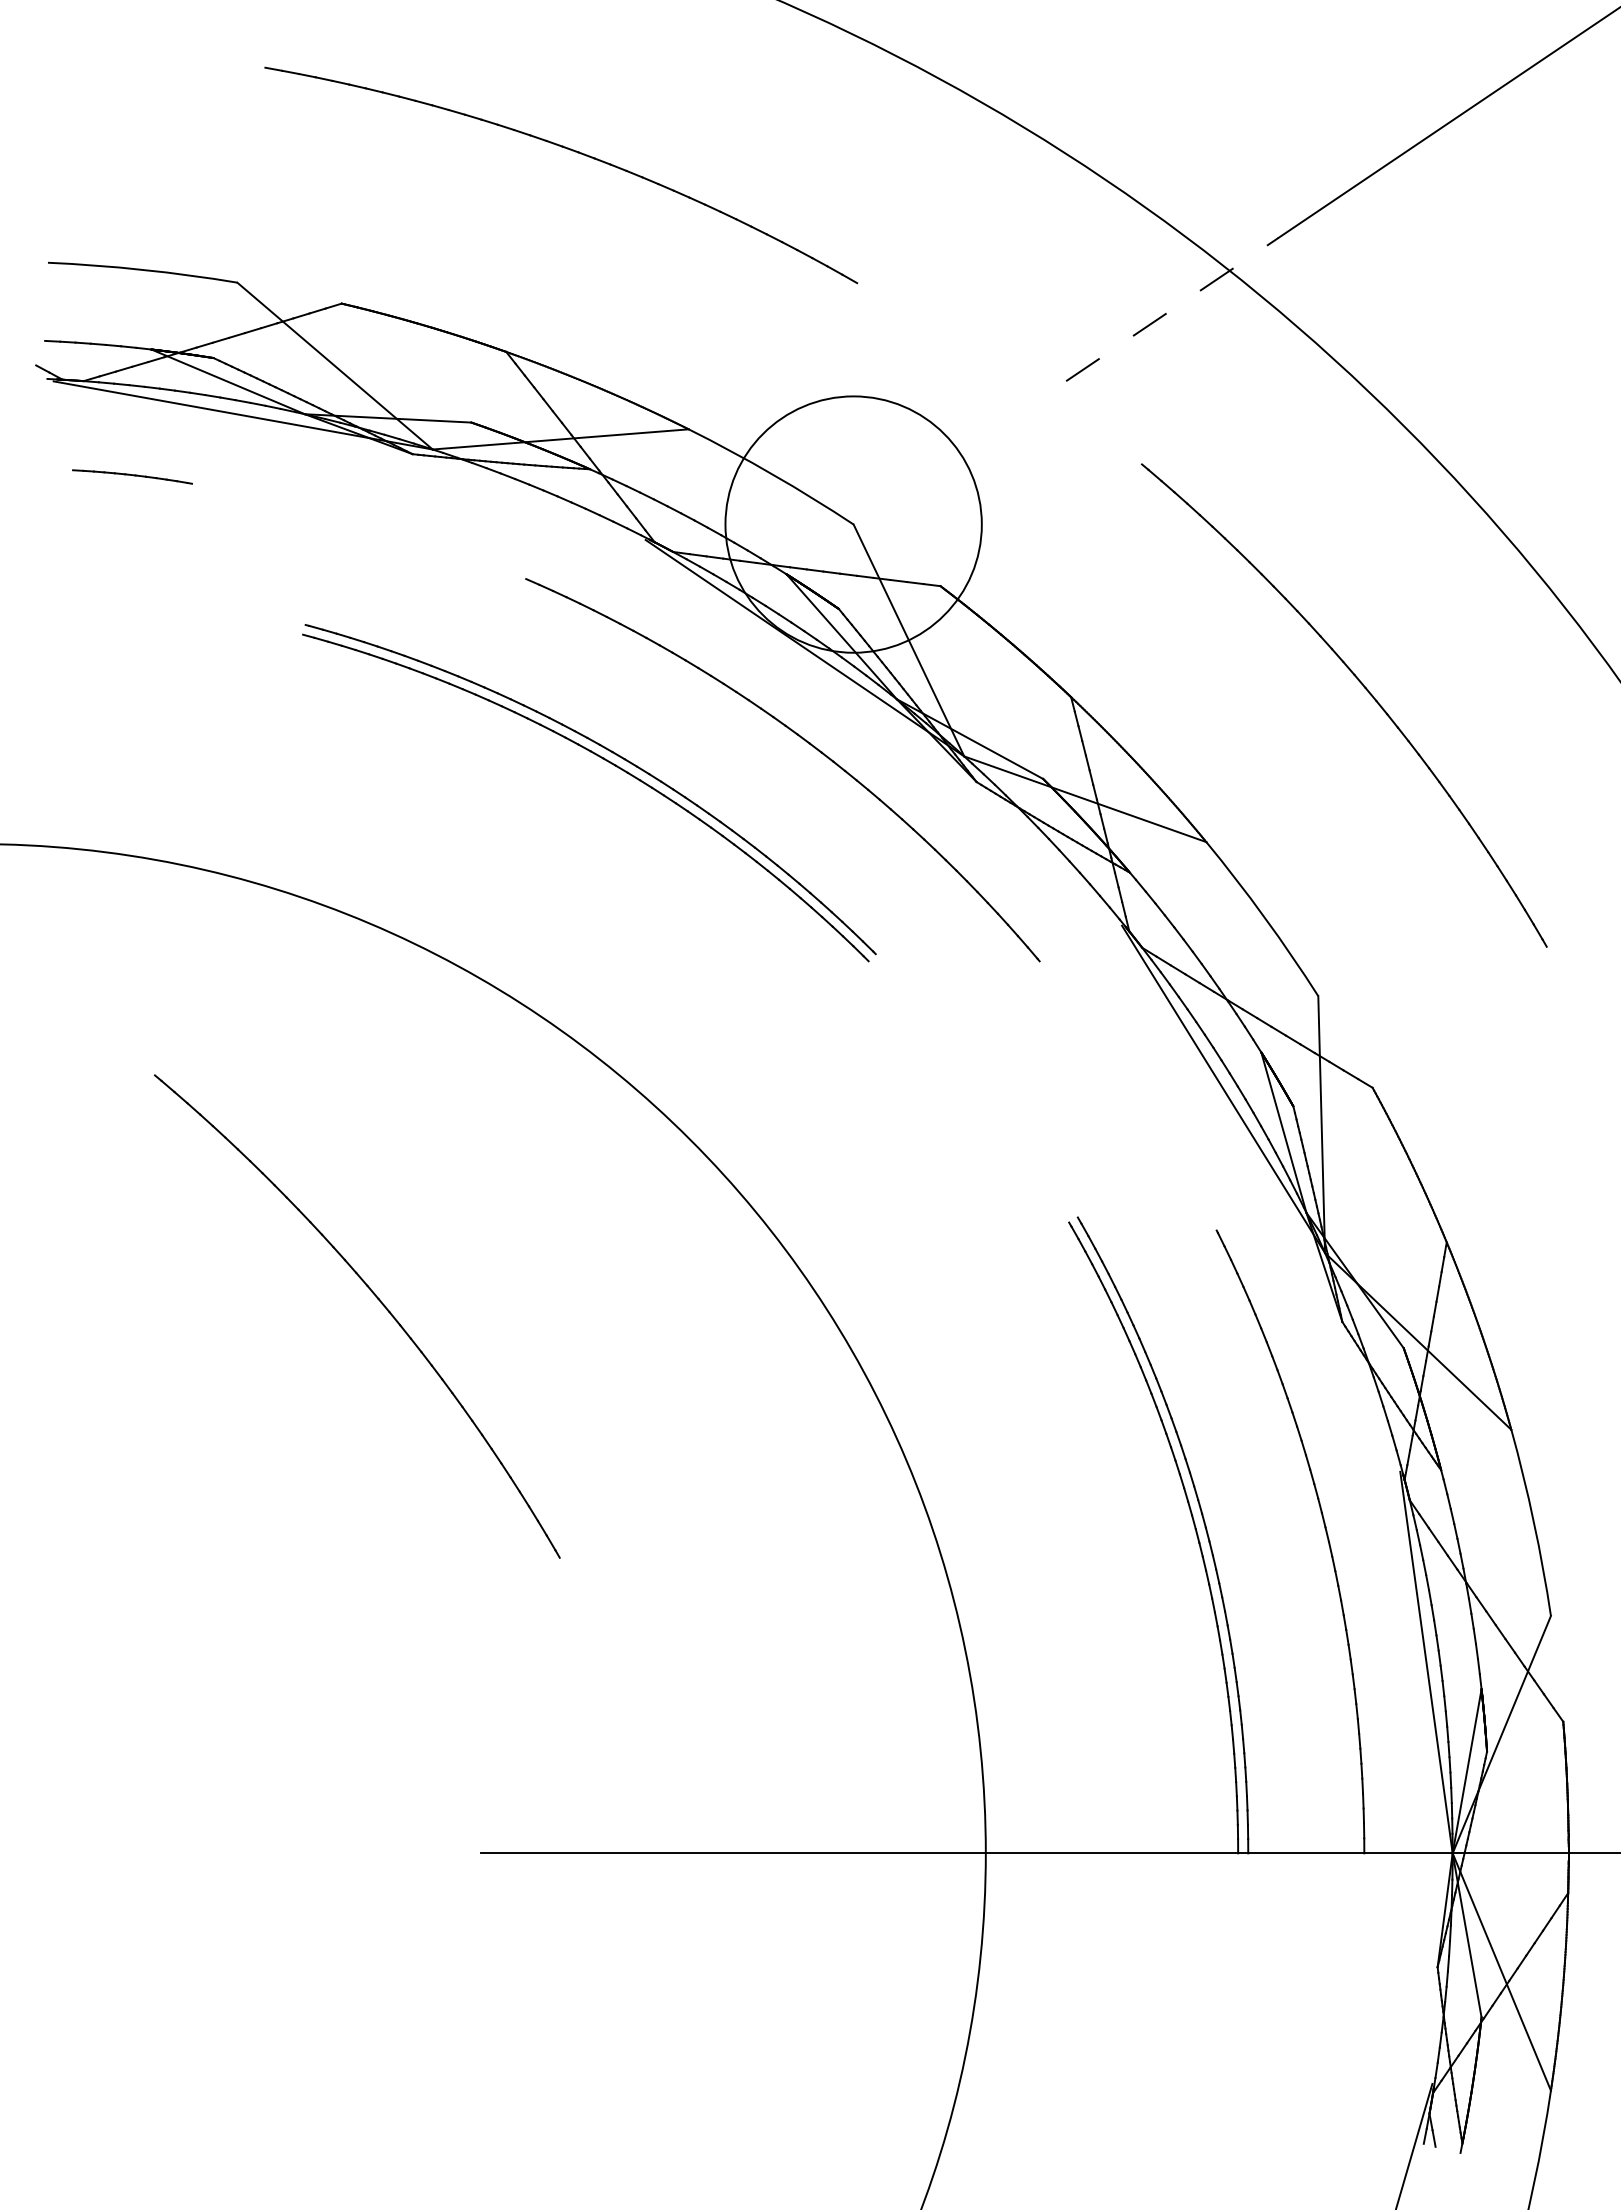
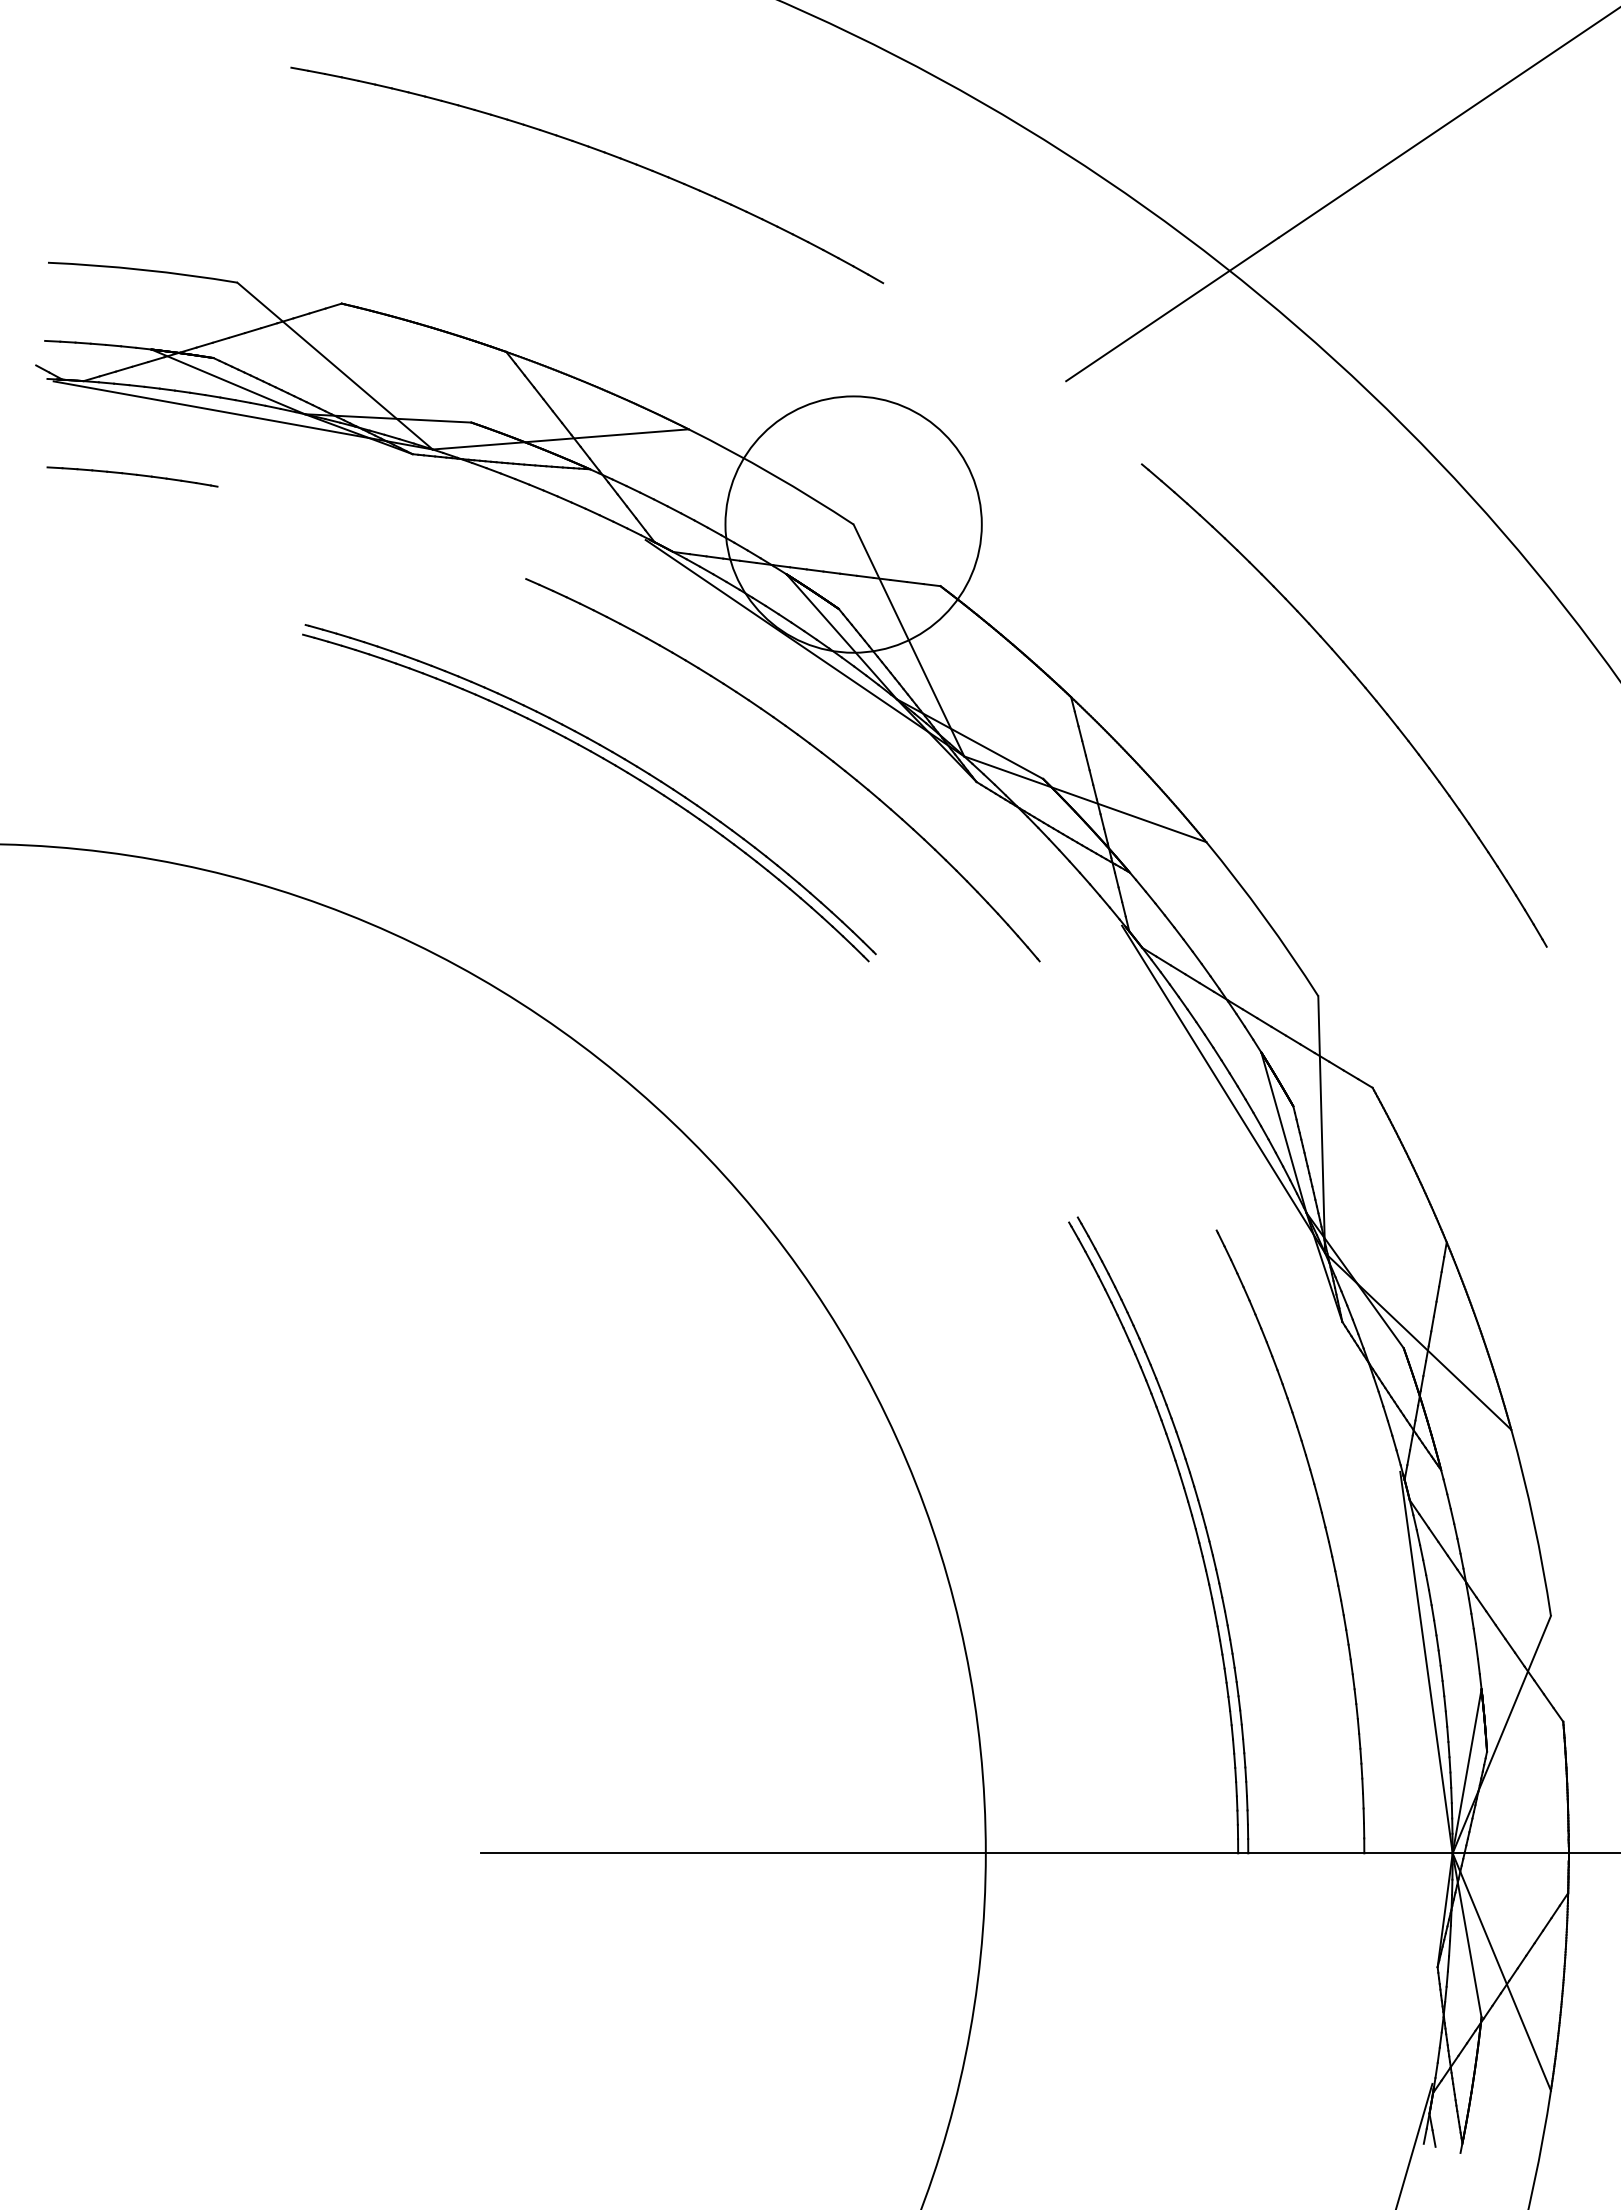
part position: (569, 150) -> (595, 150) (595, 150)
line: dashed -> solid (1172, 309)
part size: 121x16 px -> 173x22 px (132, 476)
part: present -> none (376, 1298)
